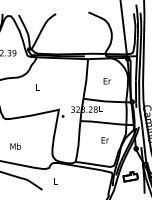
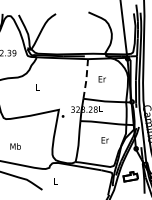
line: solid -> dashed (86, 79)
text position: (106, 81) -> (101, 79) (101, 79)
